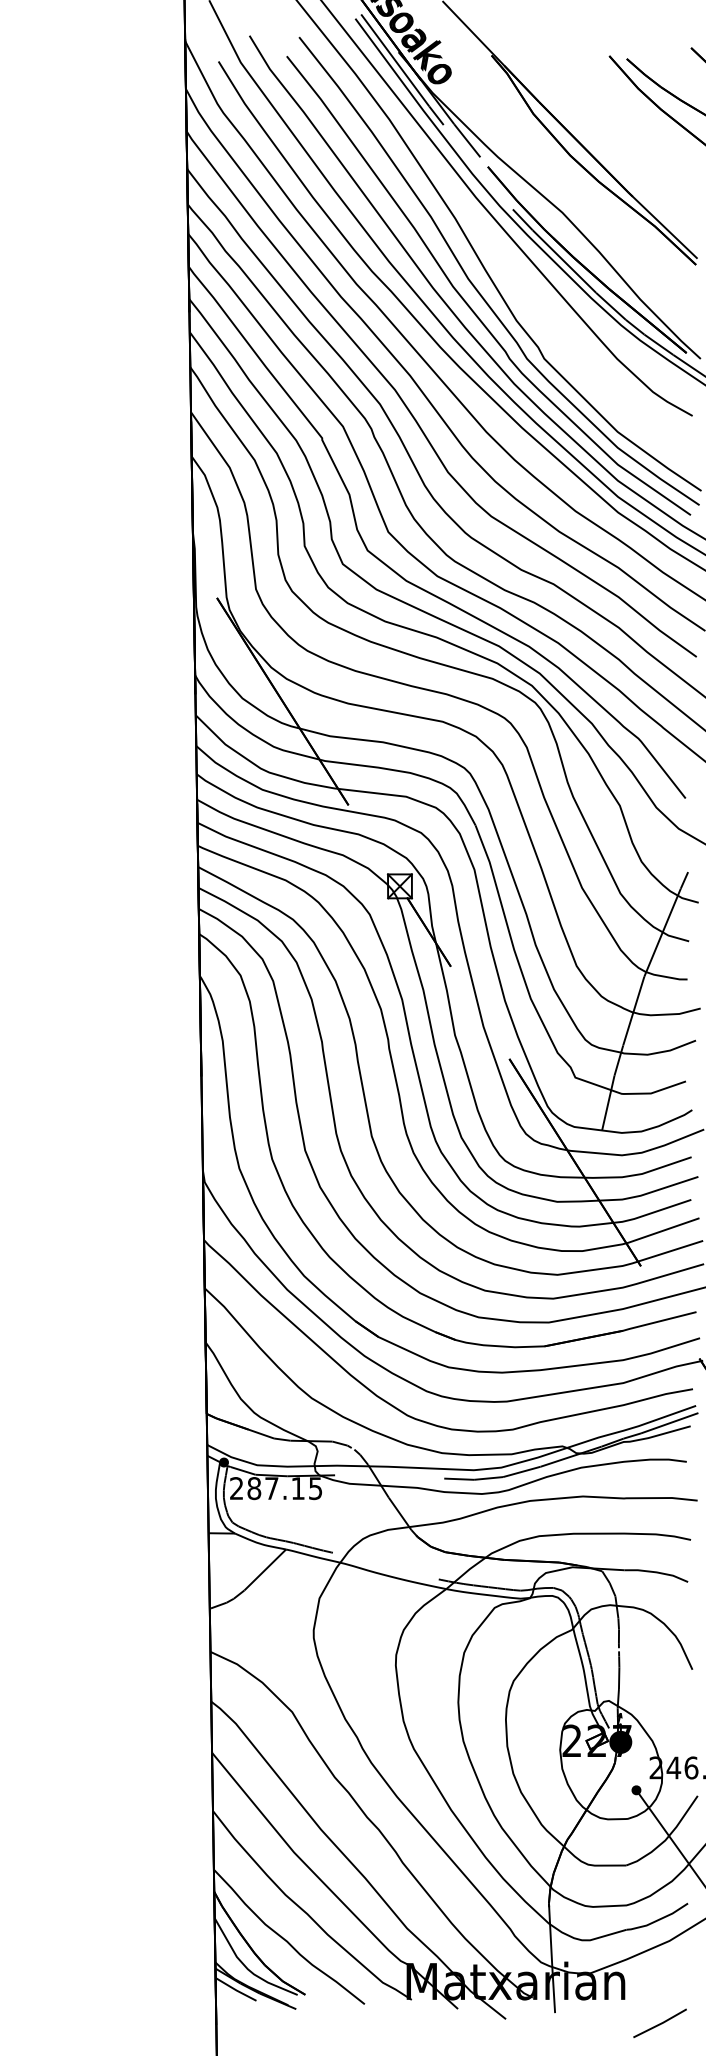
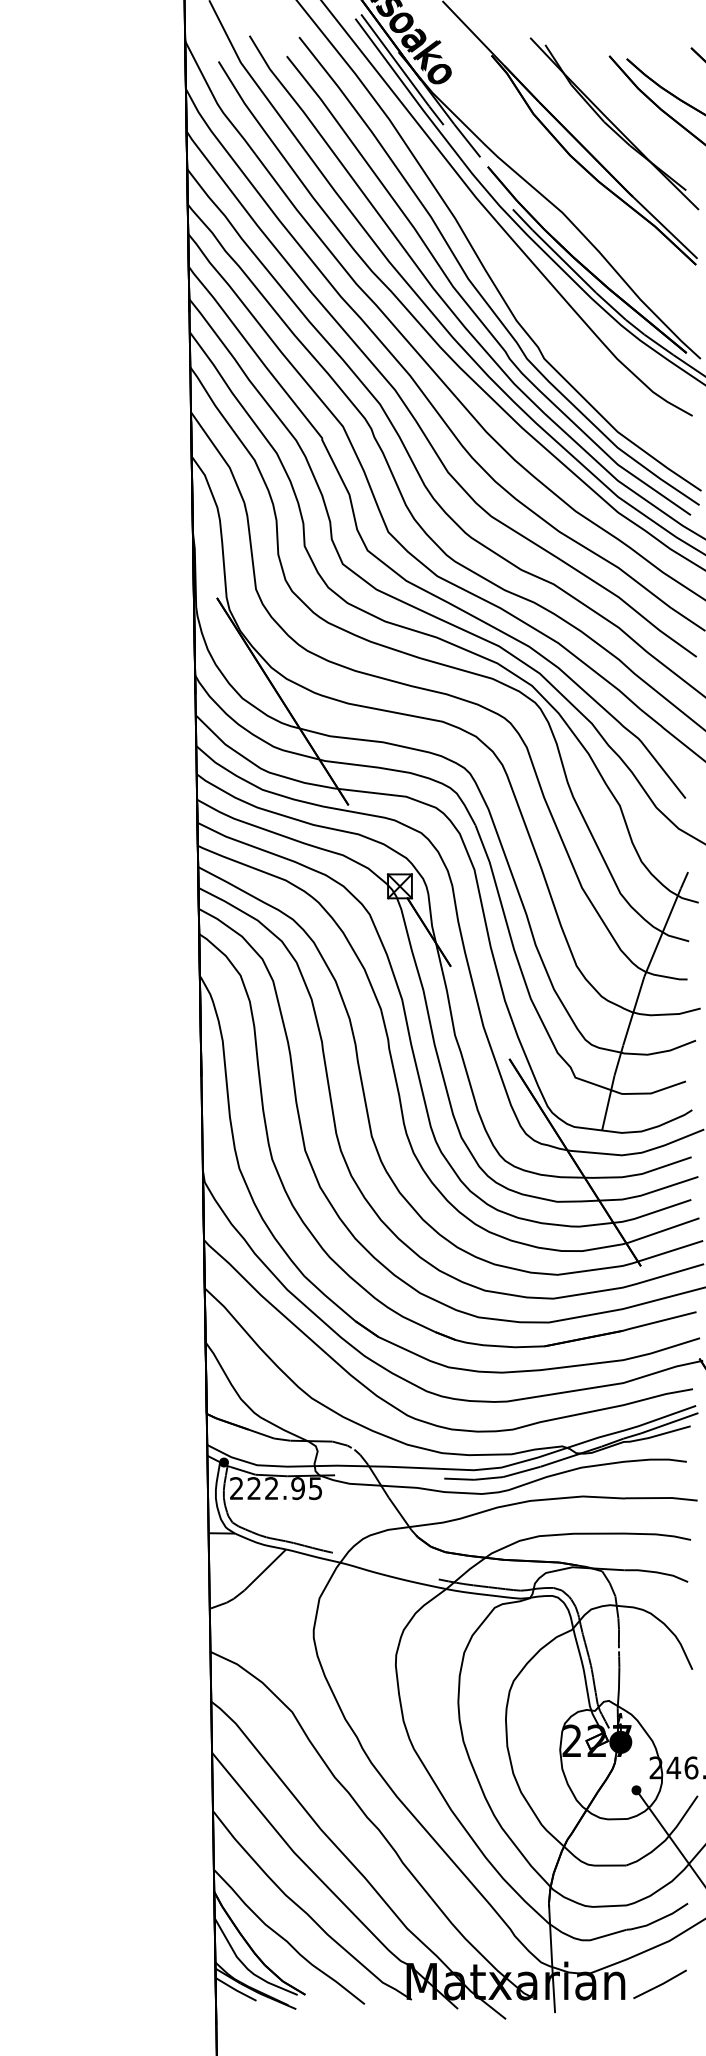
part: none -> present (614, 123)
text: 287.15 -> 222.95 (275, 1488)
line position: (659, 2023) -> (659, 1984) (659, 1984)
